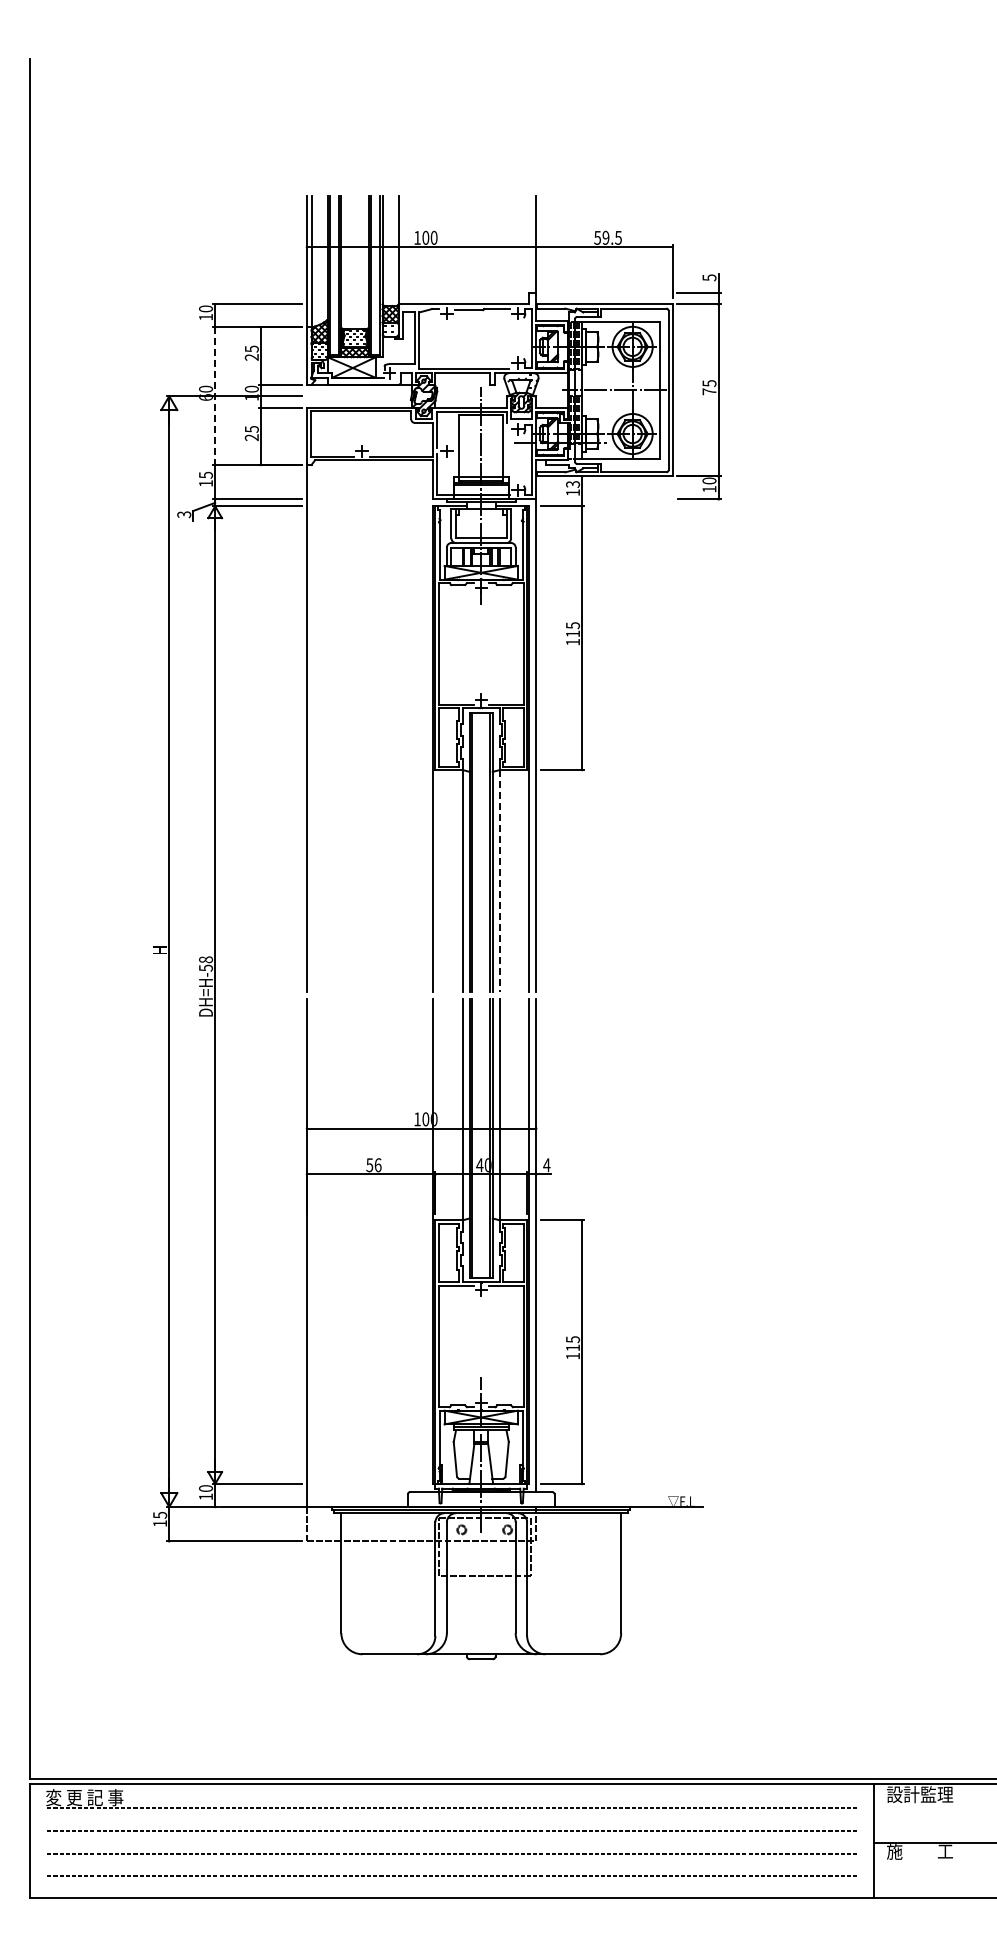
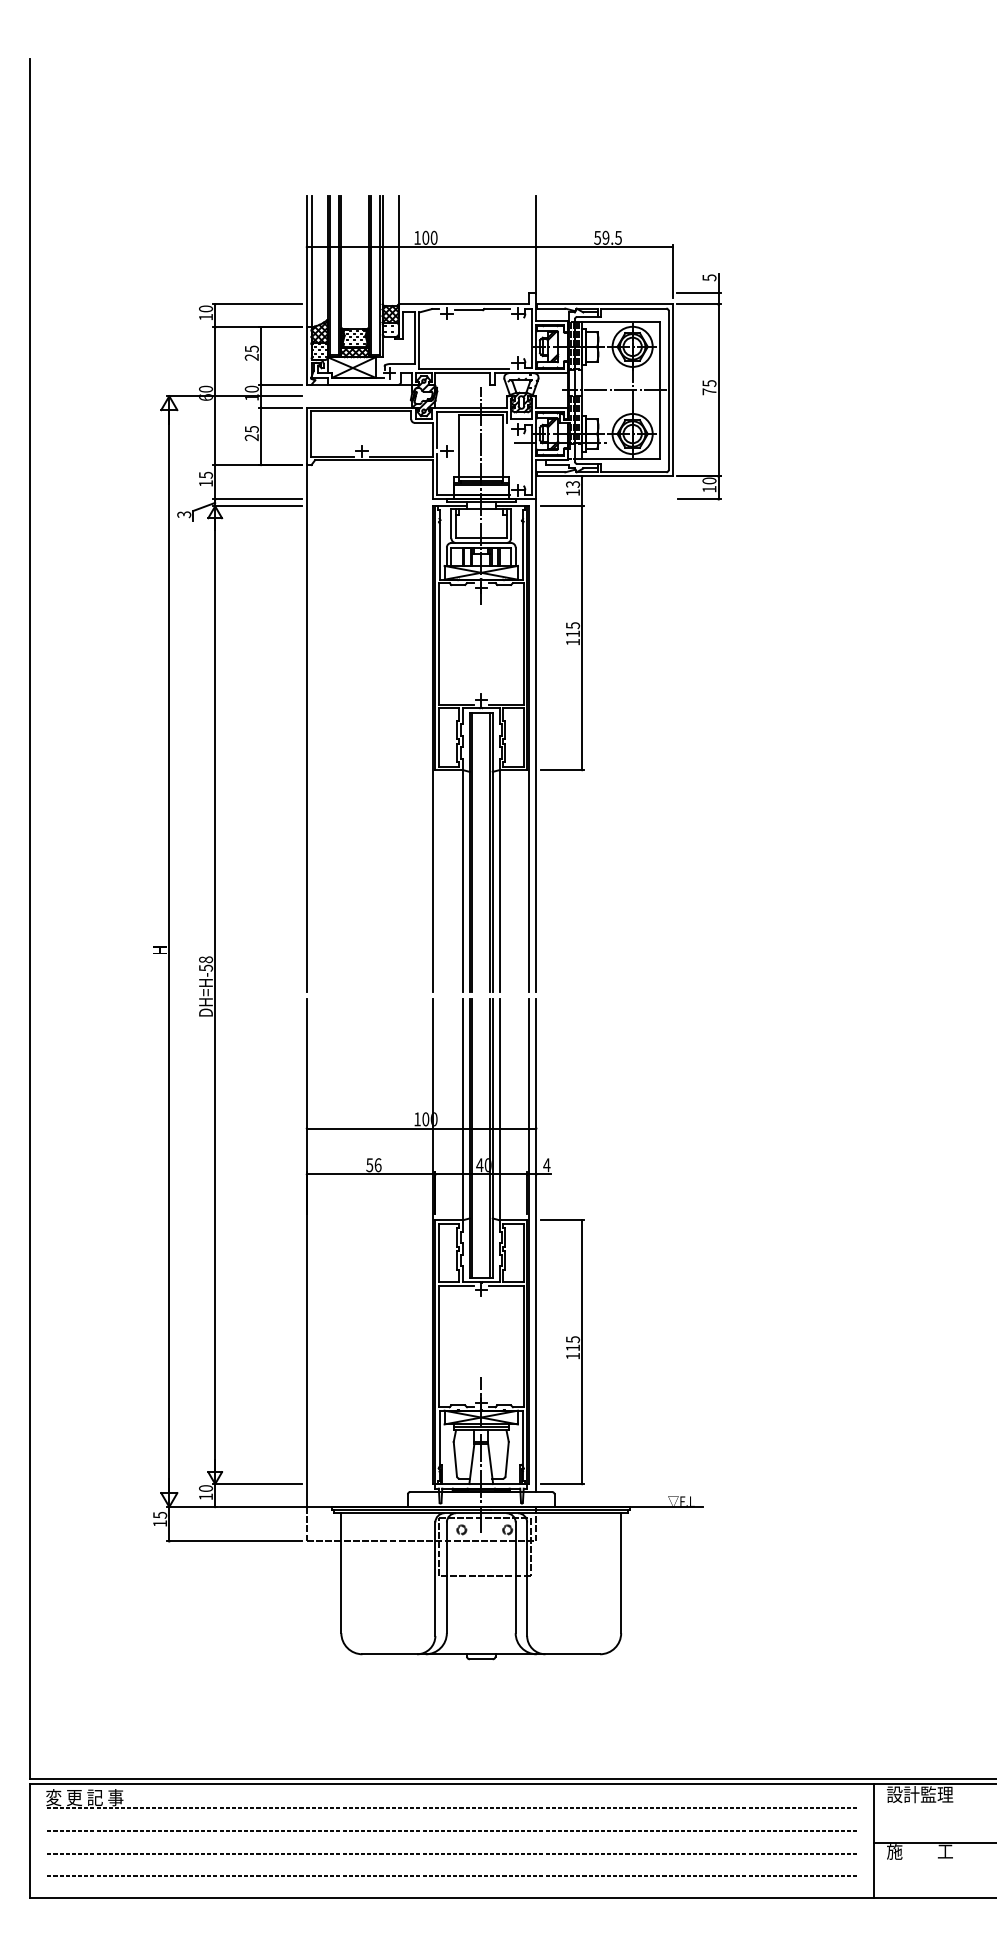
line: dashed -> solid (215, 396)
line: dashed -> solid (499, 880)
